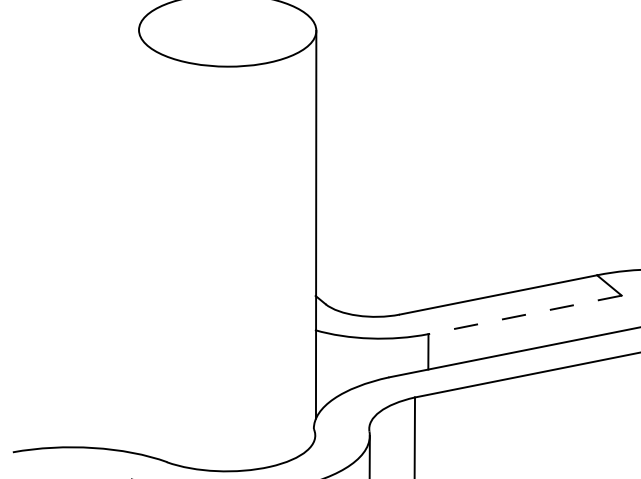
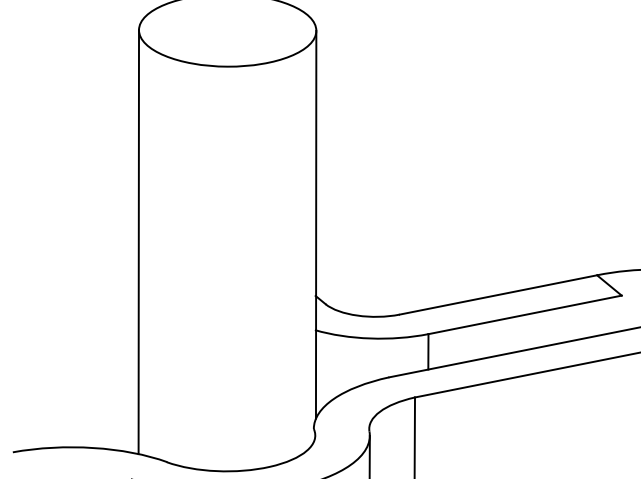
line: none -> present (138, 242)
line: dashed -> solid (525, 314)
